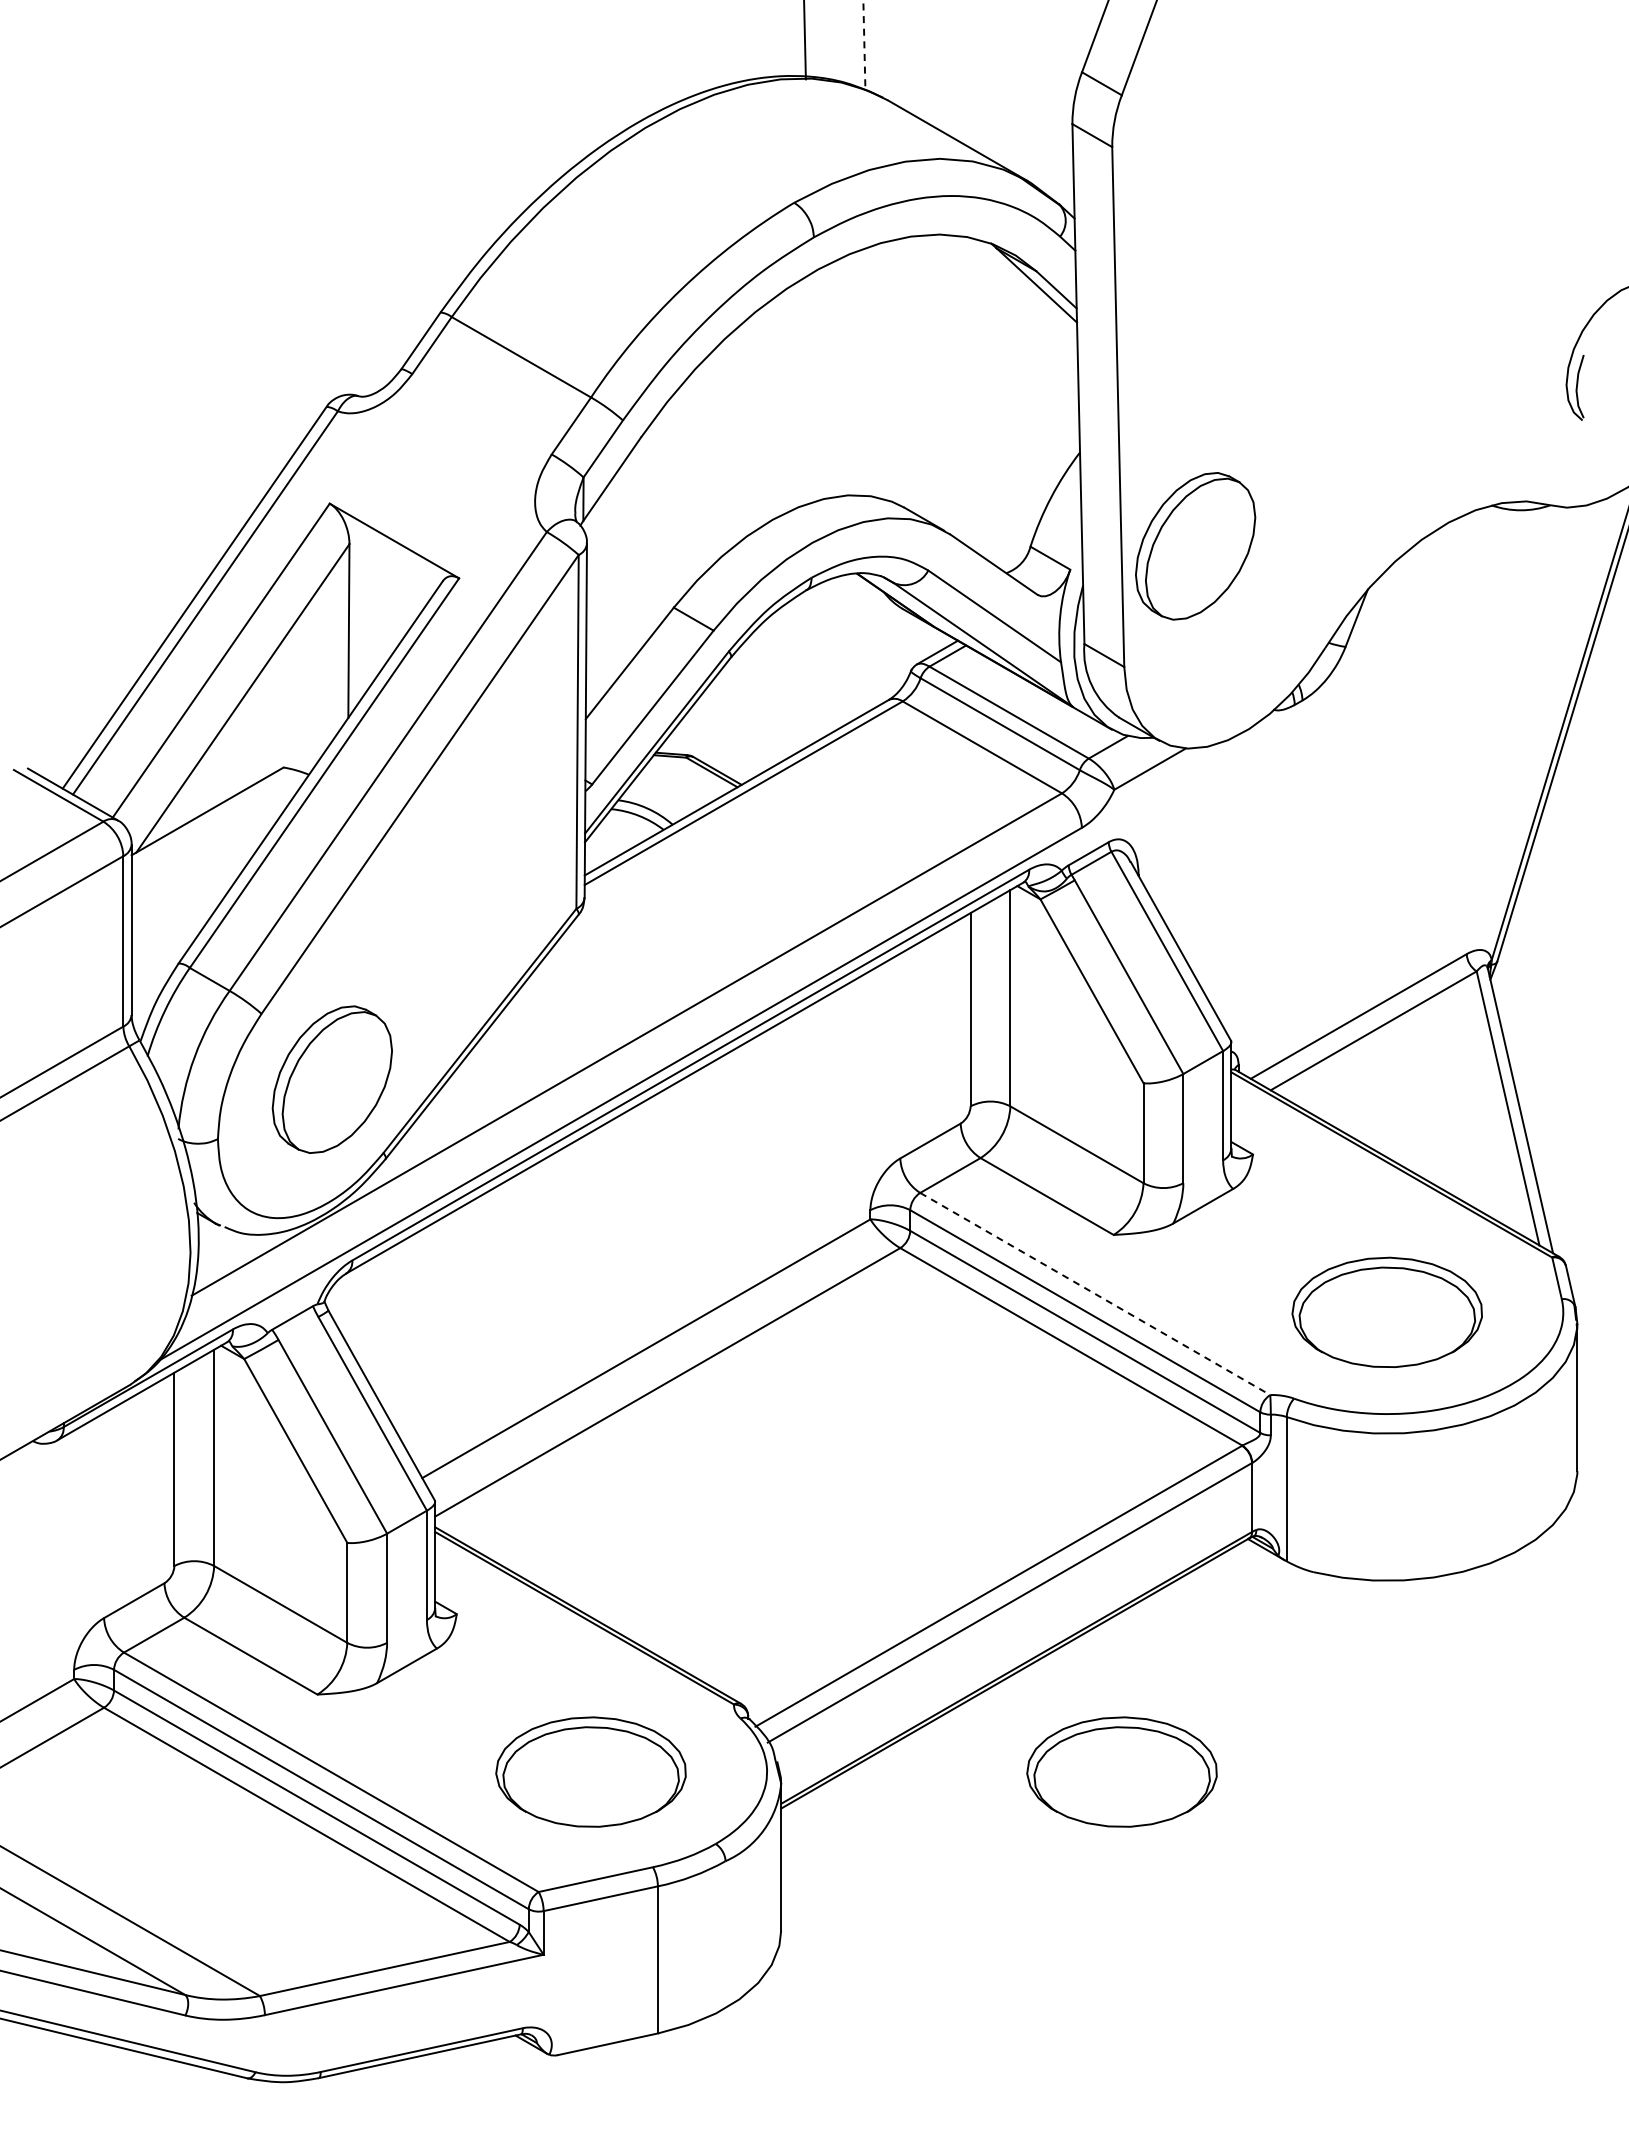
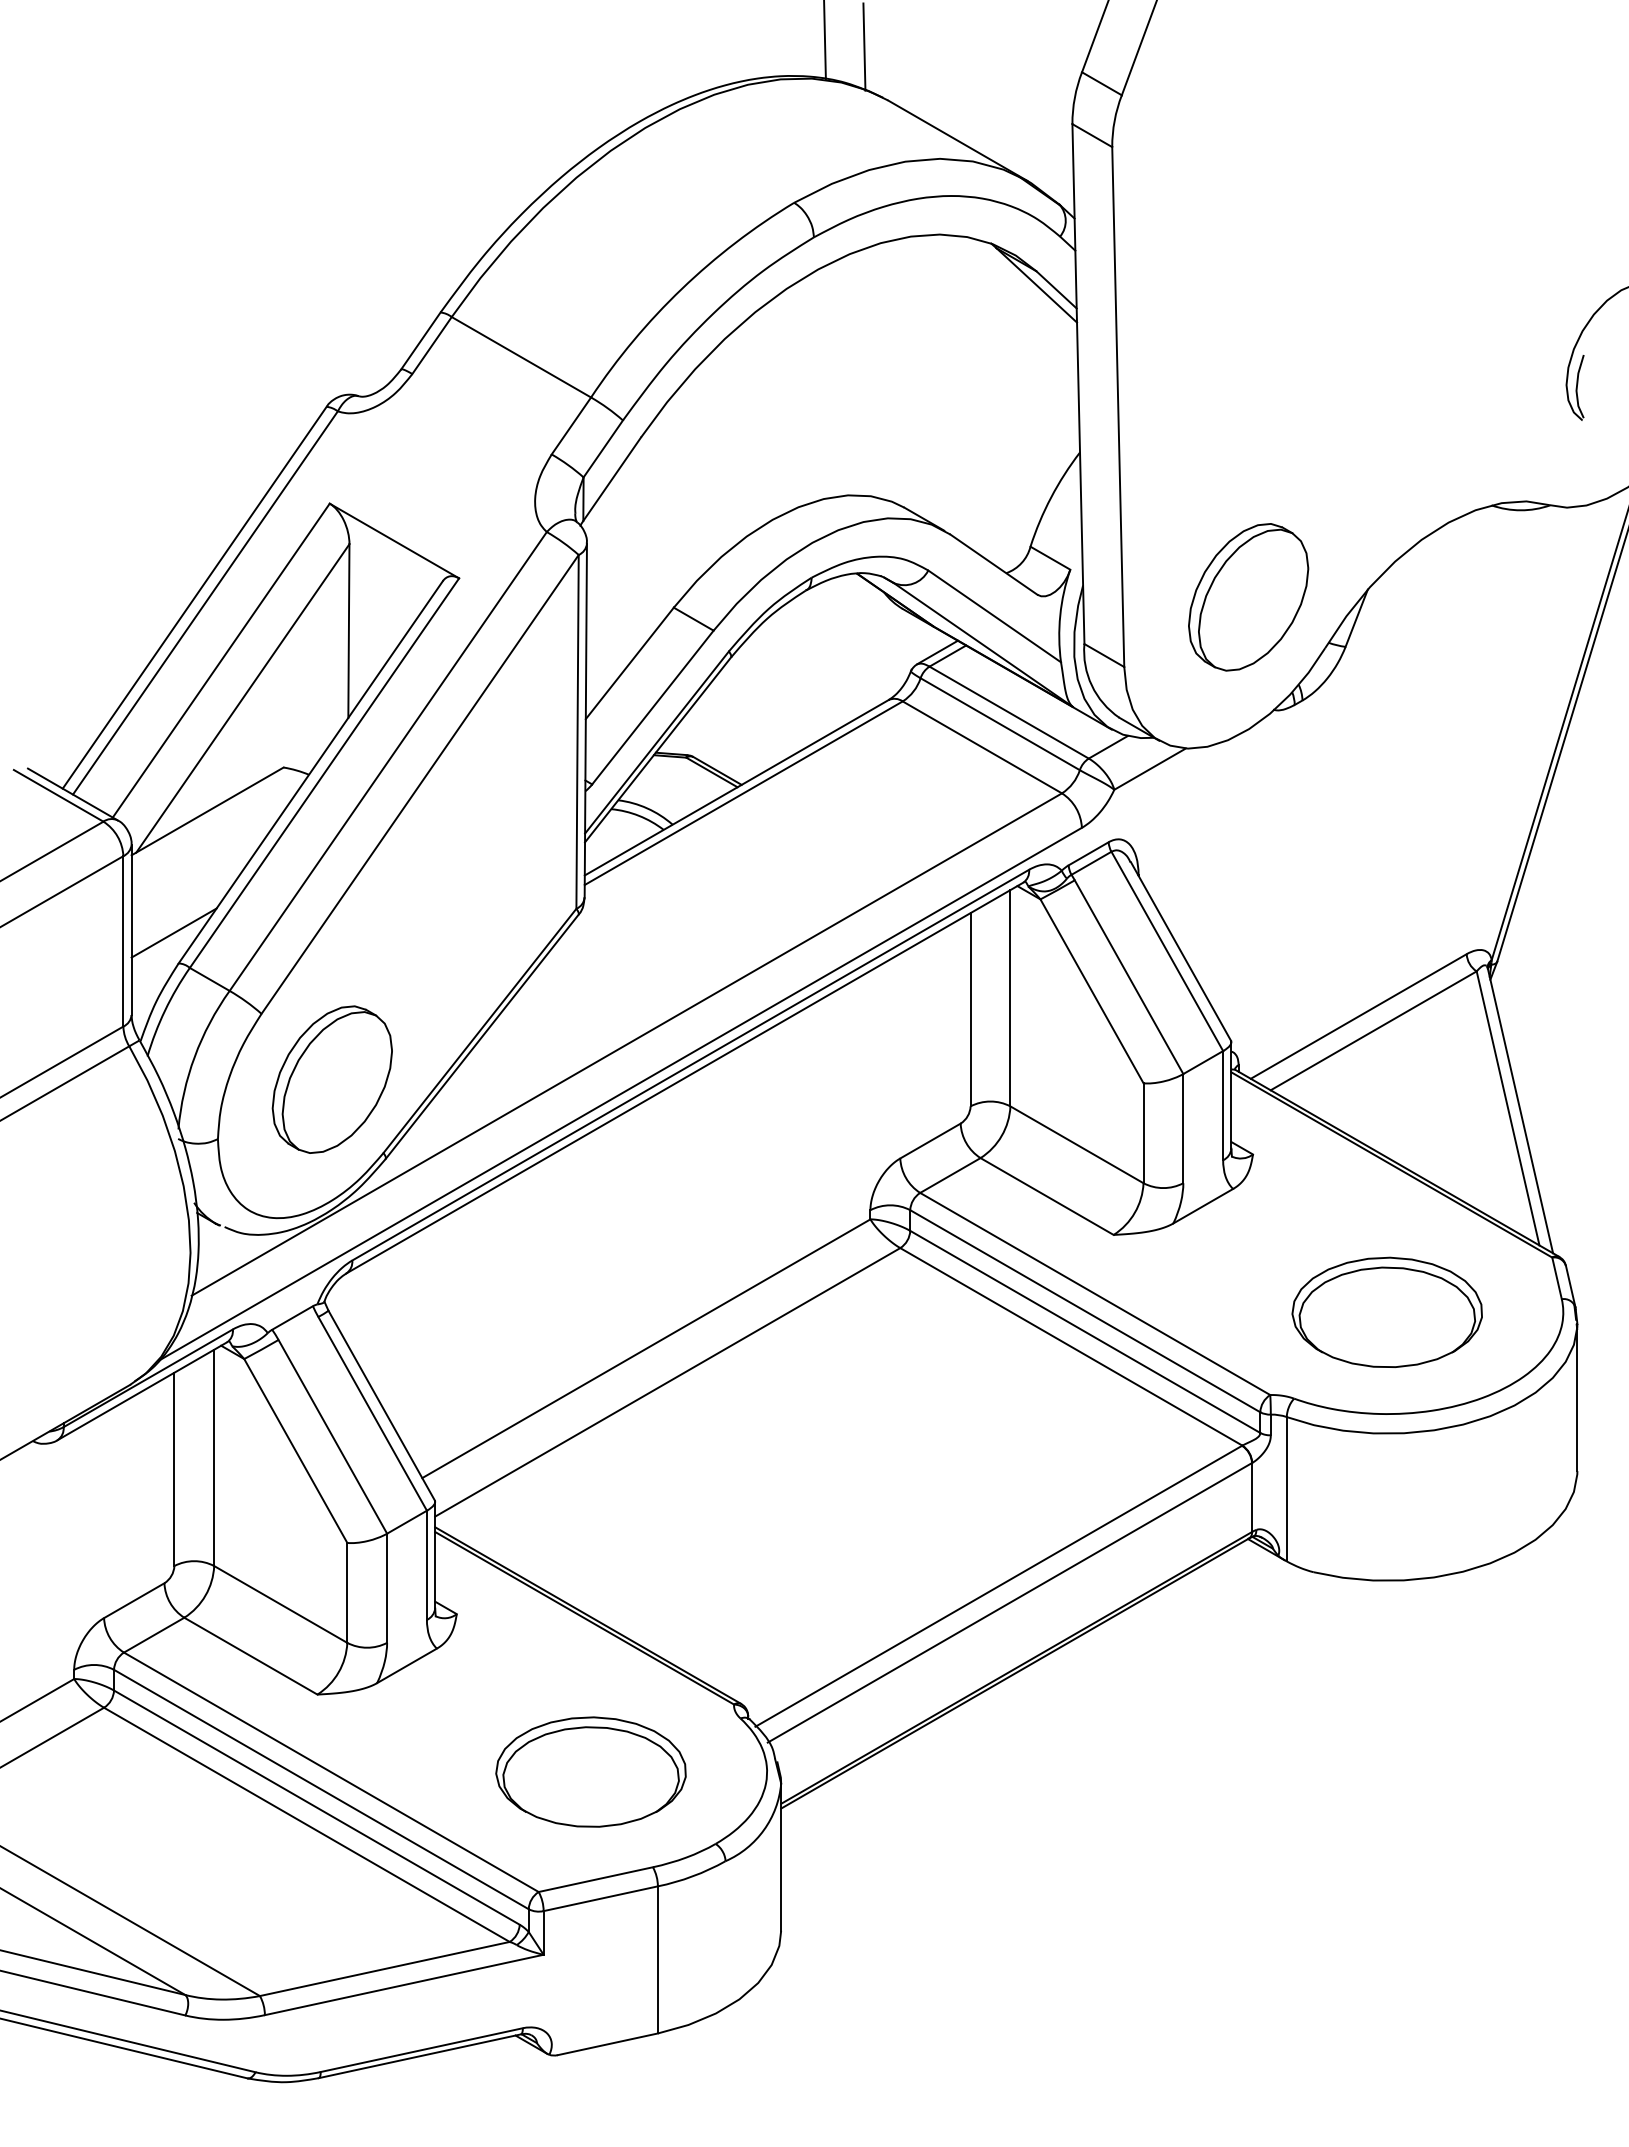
line position: (804, 40) -> (824, 40) (824, 40)
line: dashed -> solid (864, 47)
part position: (1195, 546) -> (1248, 597) (1248, 597)
line: none -> present (173, 932)
line: dashed -> solid (1095, 1294)
part: present -> none (1121, 1771)
